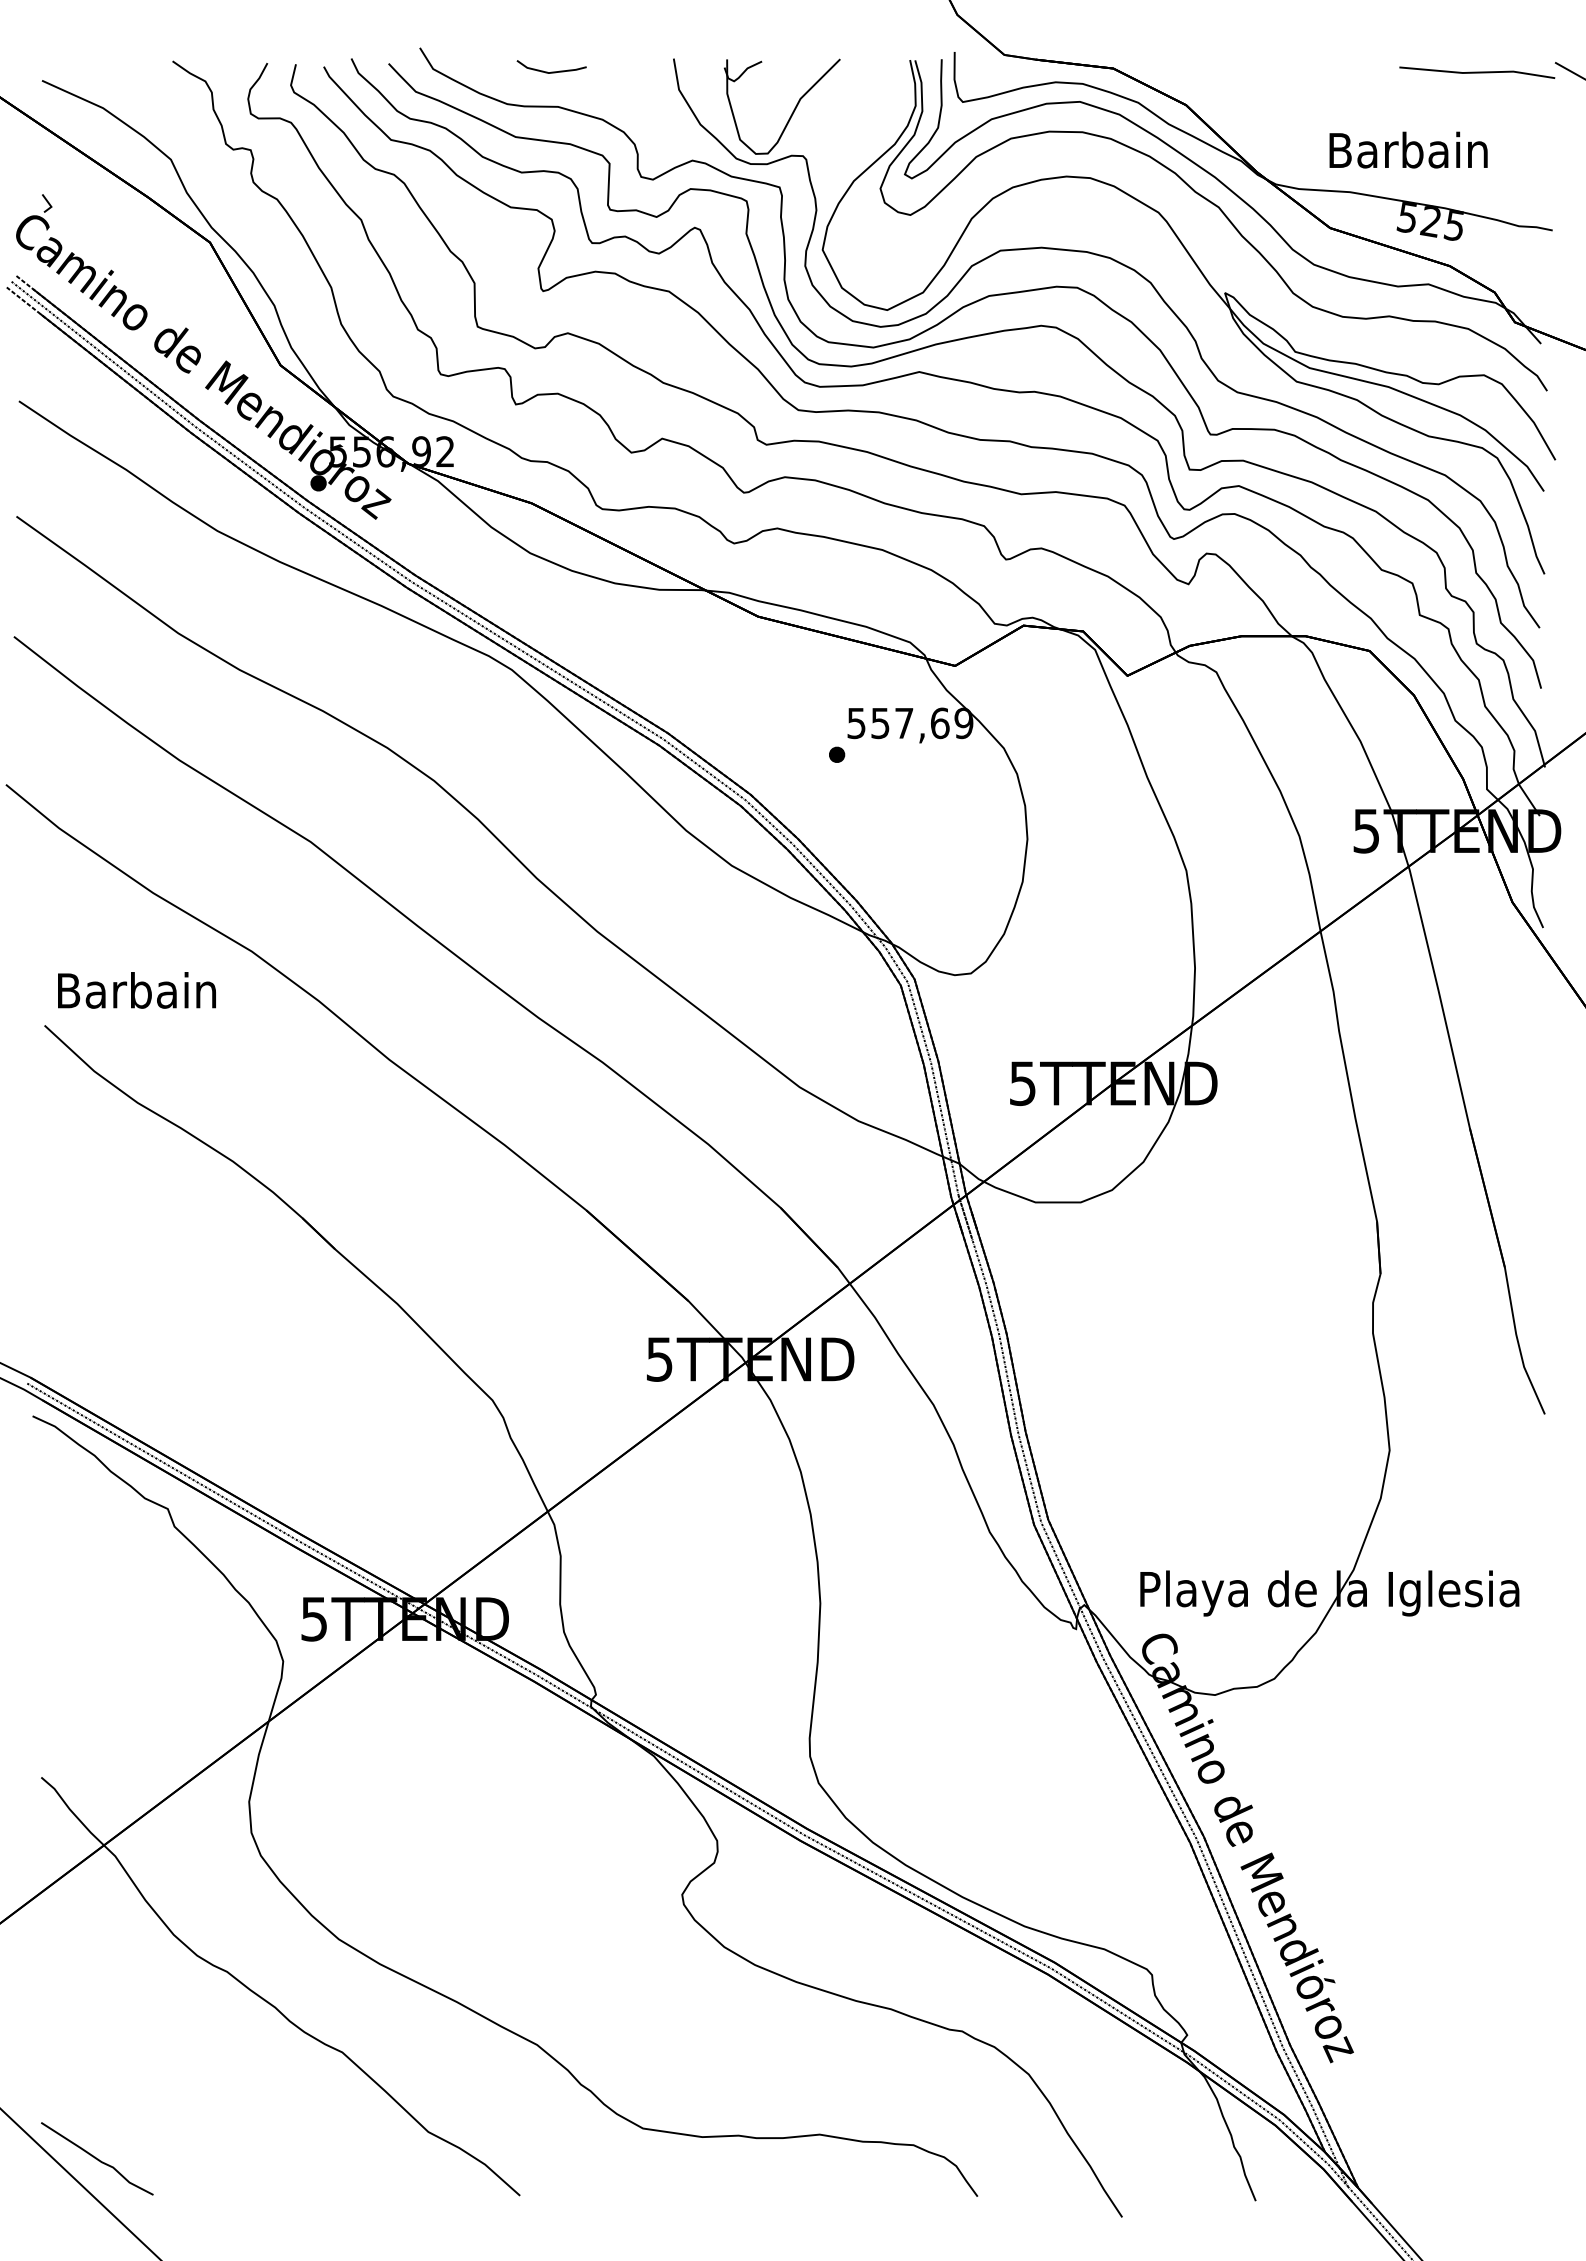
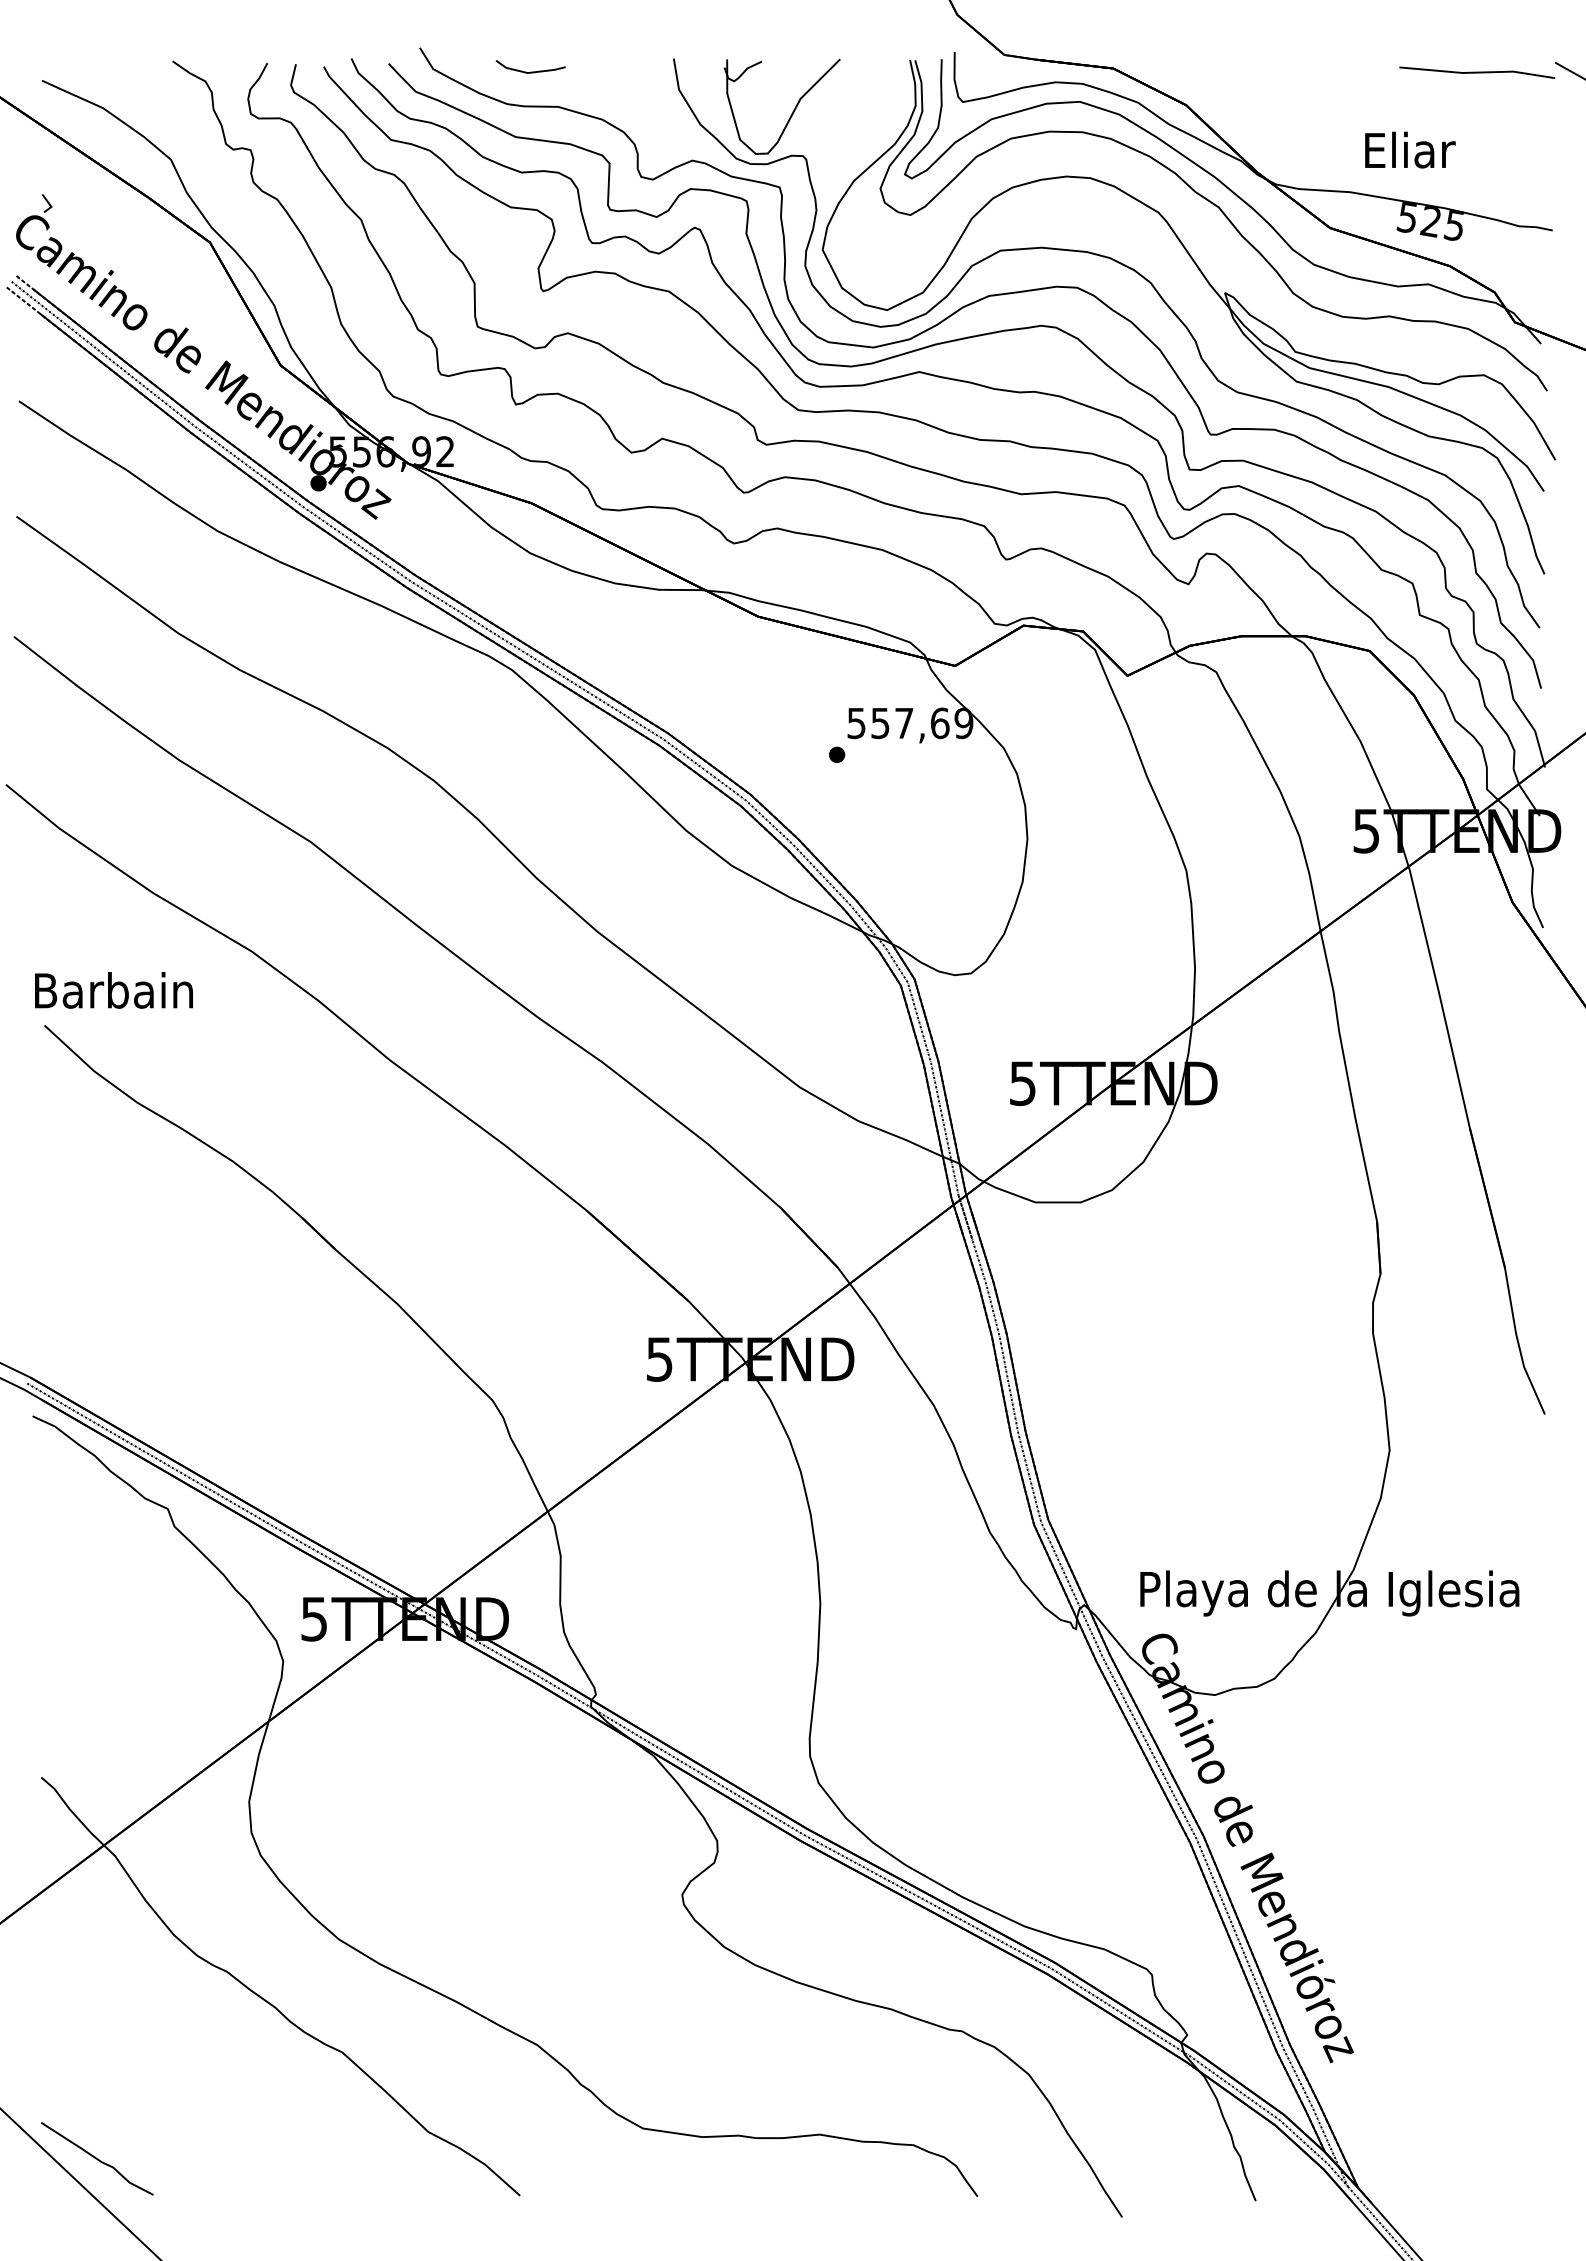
curve position: (551, 71) -> (530, 71) (530, 71)
text: Barbain -> Eliar (1408, 149)
text position: (136, 990) -> (113, 990) (113, 990)
